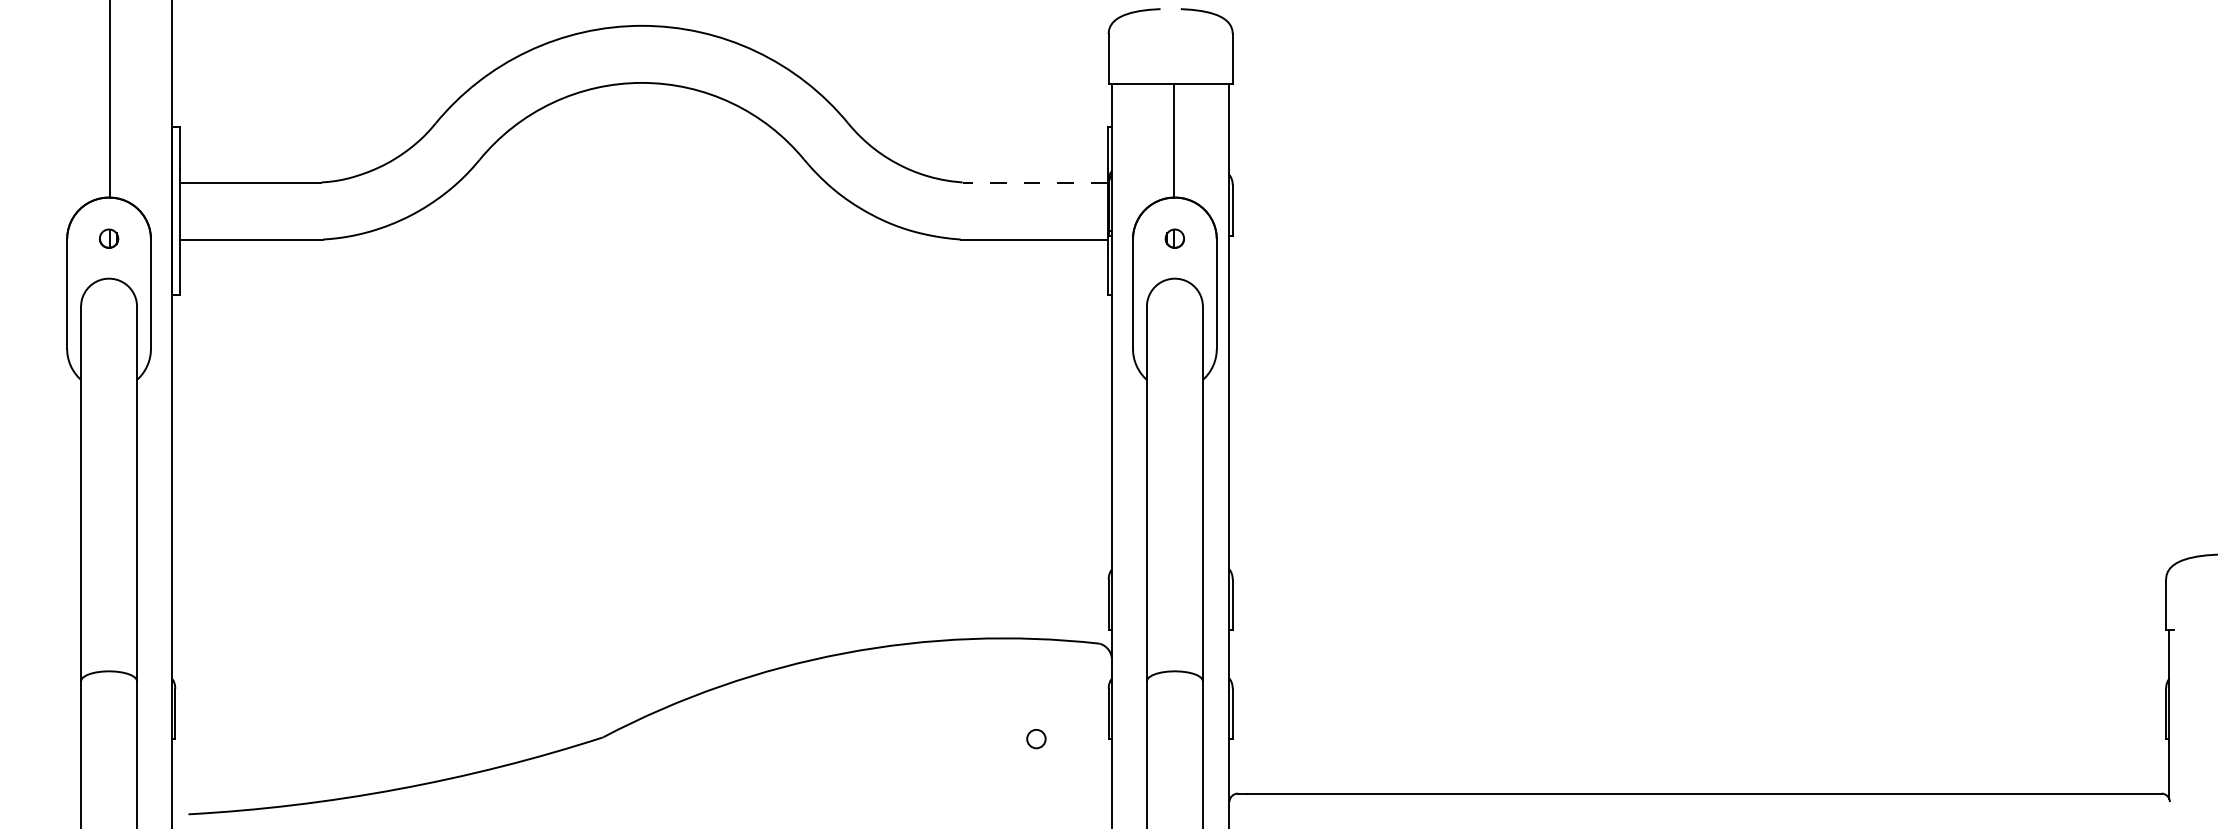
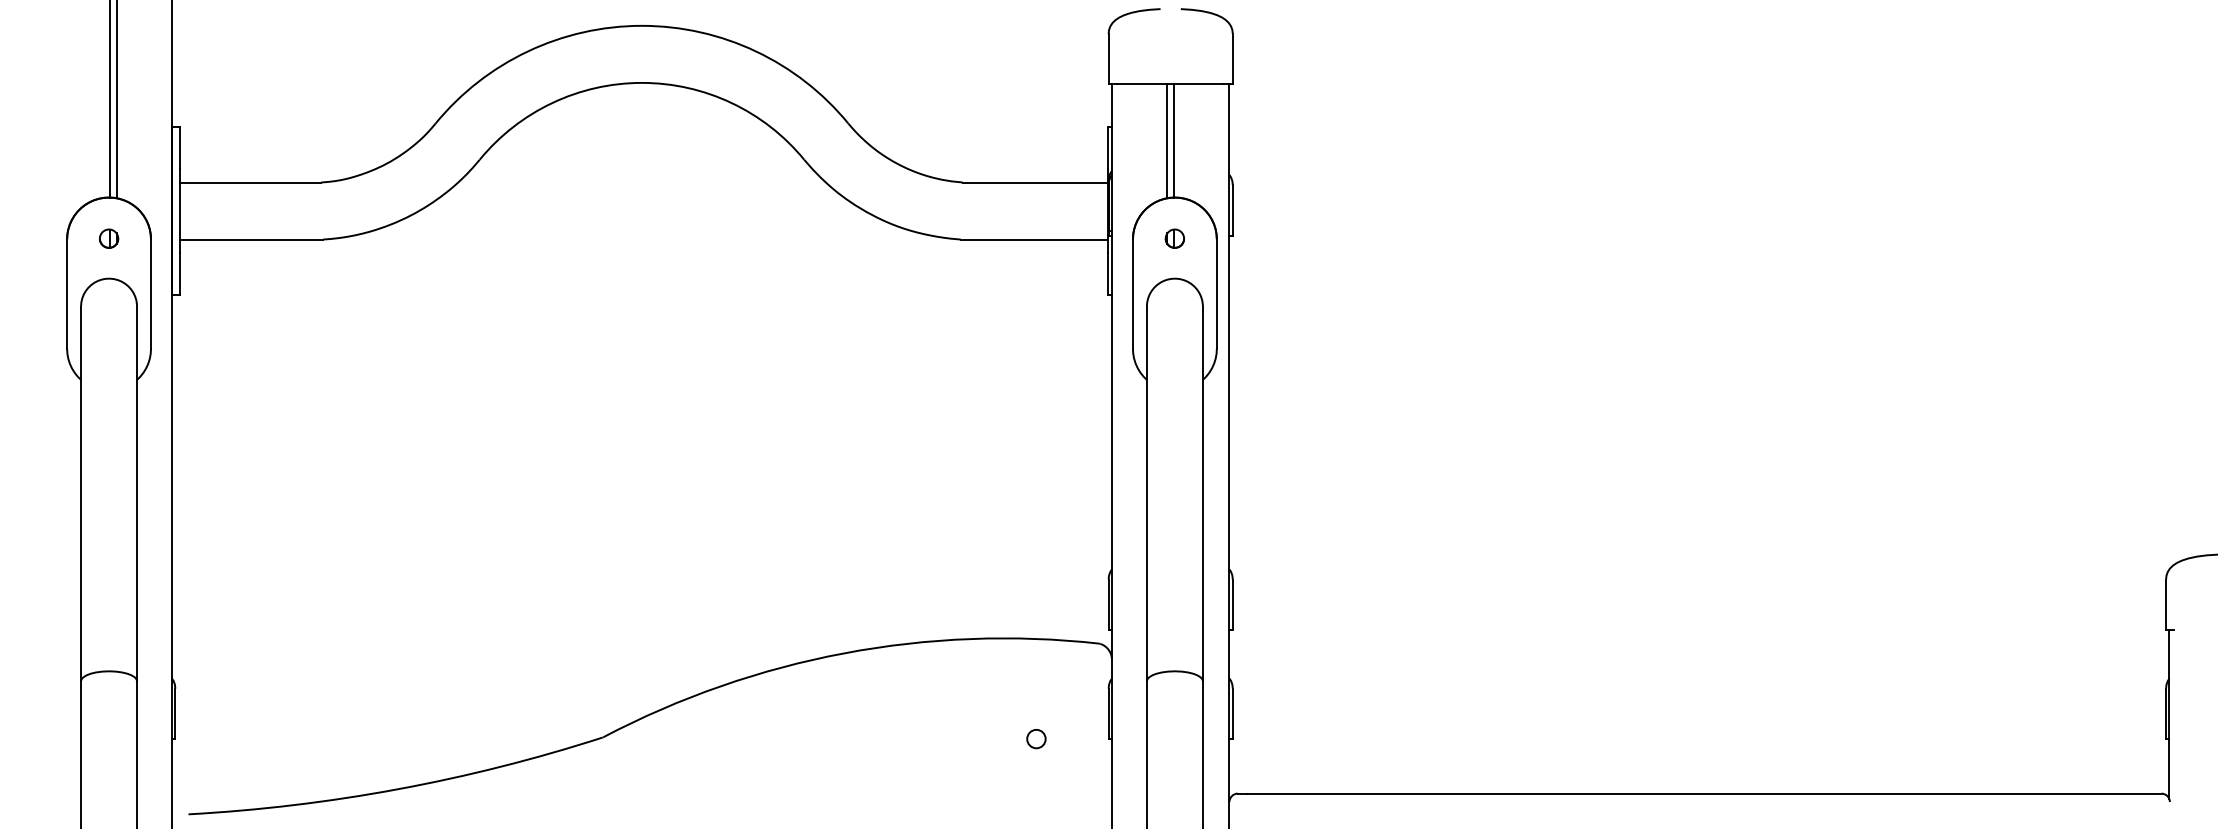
line: none -> present (116, 100)
line: none -> present (1167, 141)
line: dashed -> solid (1034, 182)
